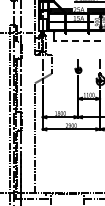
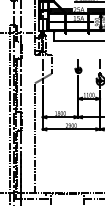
line: dashed -> solid (79, 40)
